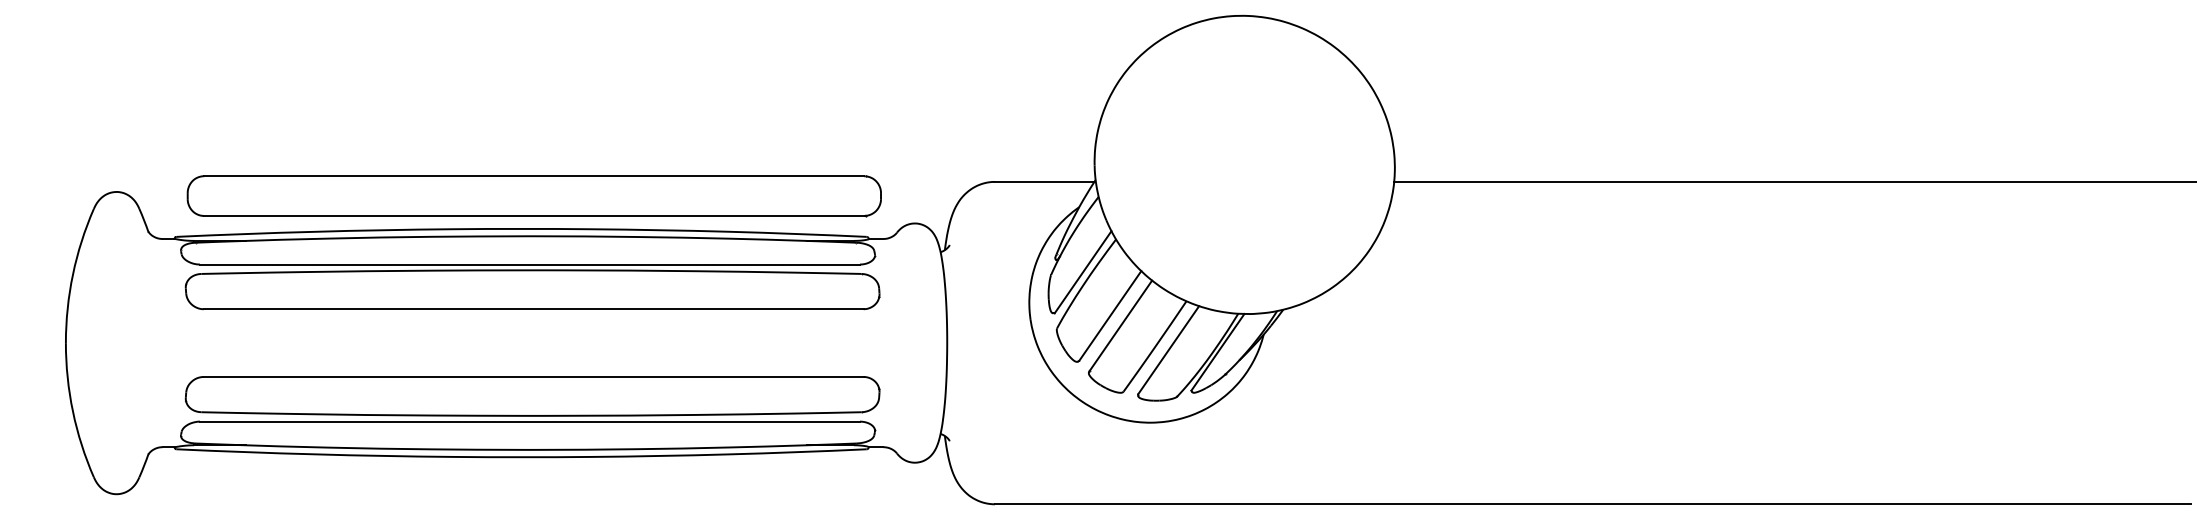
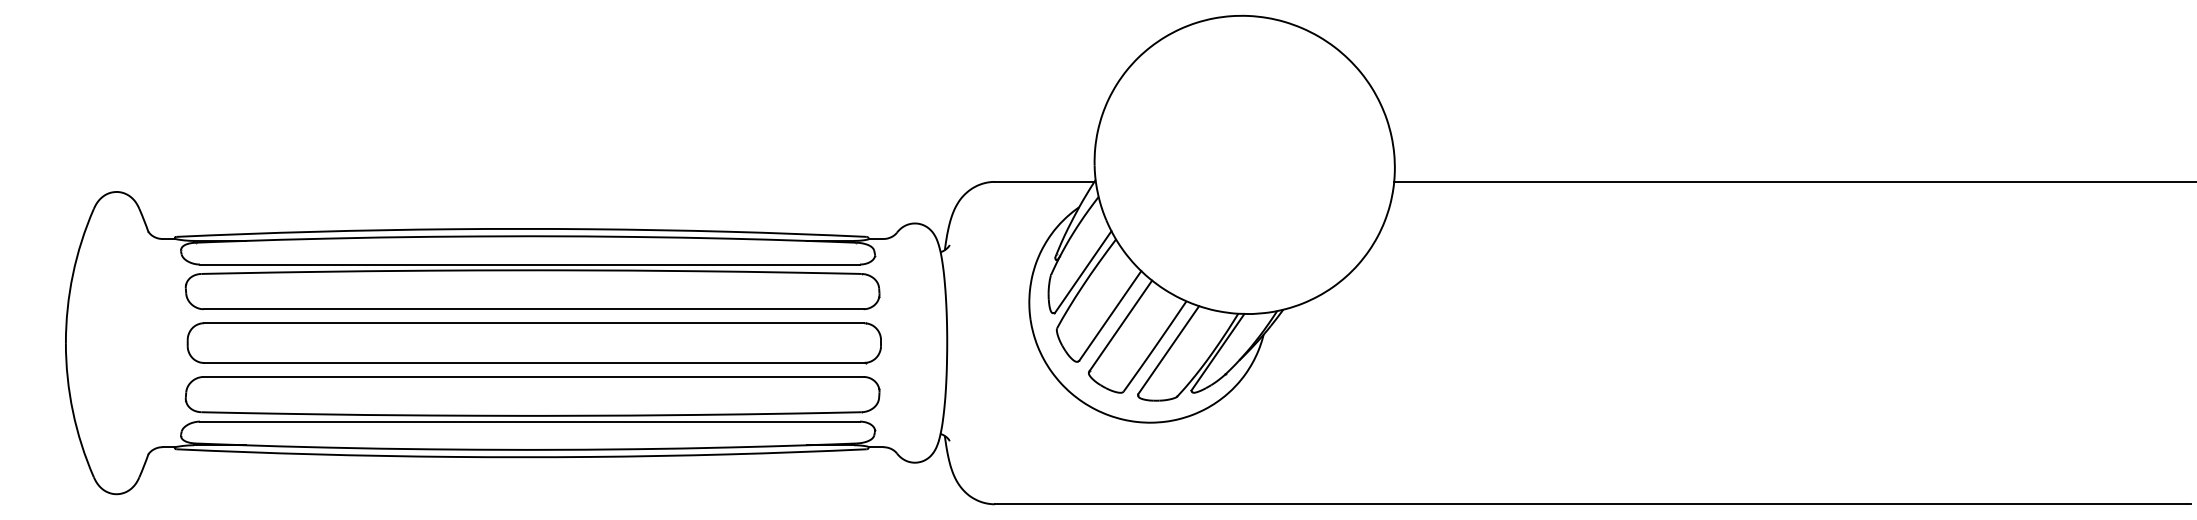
part position: (533, 196) -> (533, 343) (533, 343)
